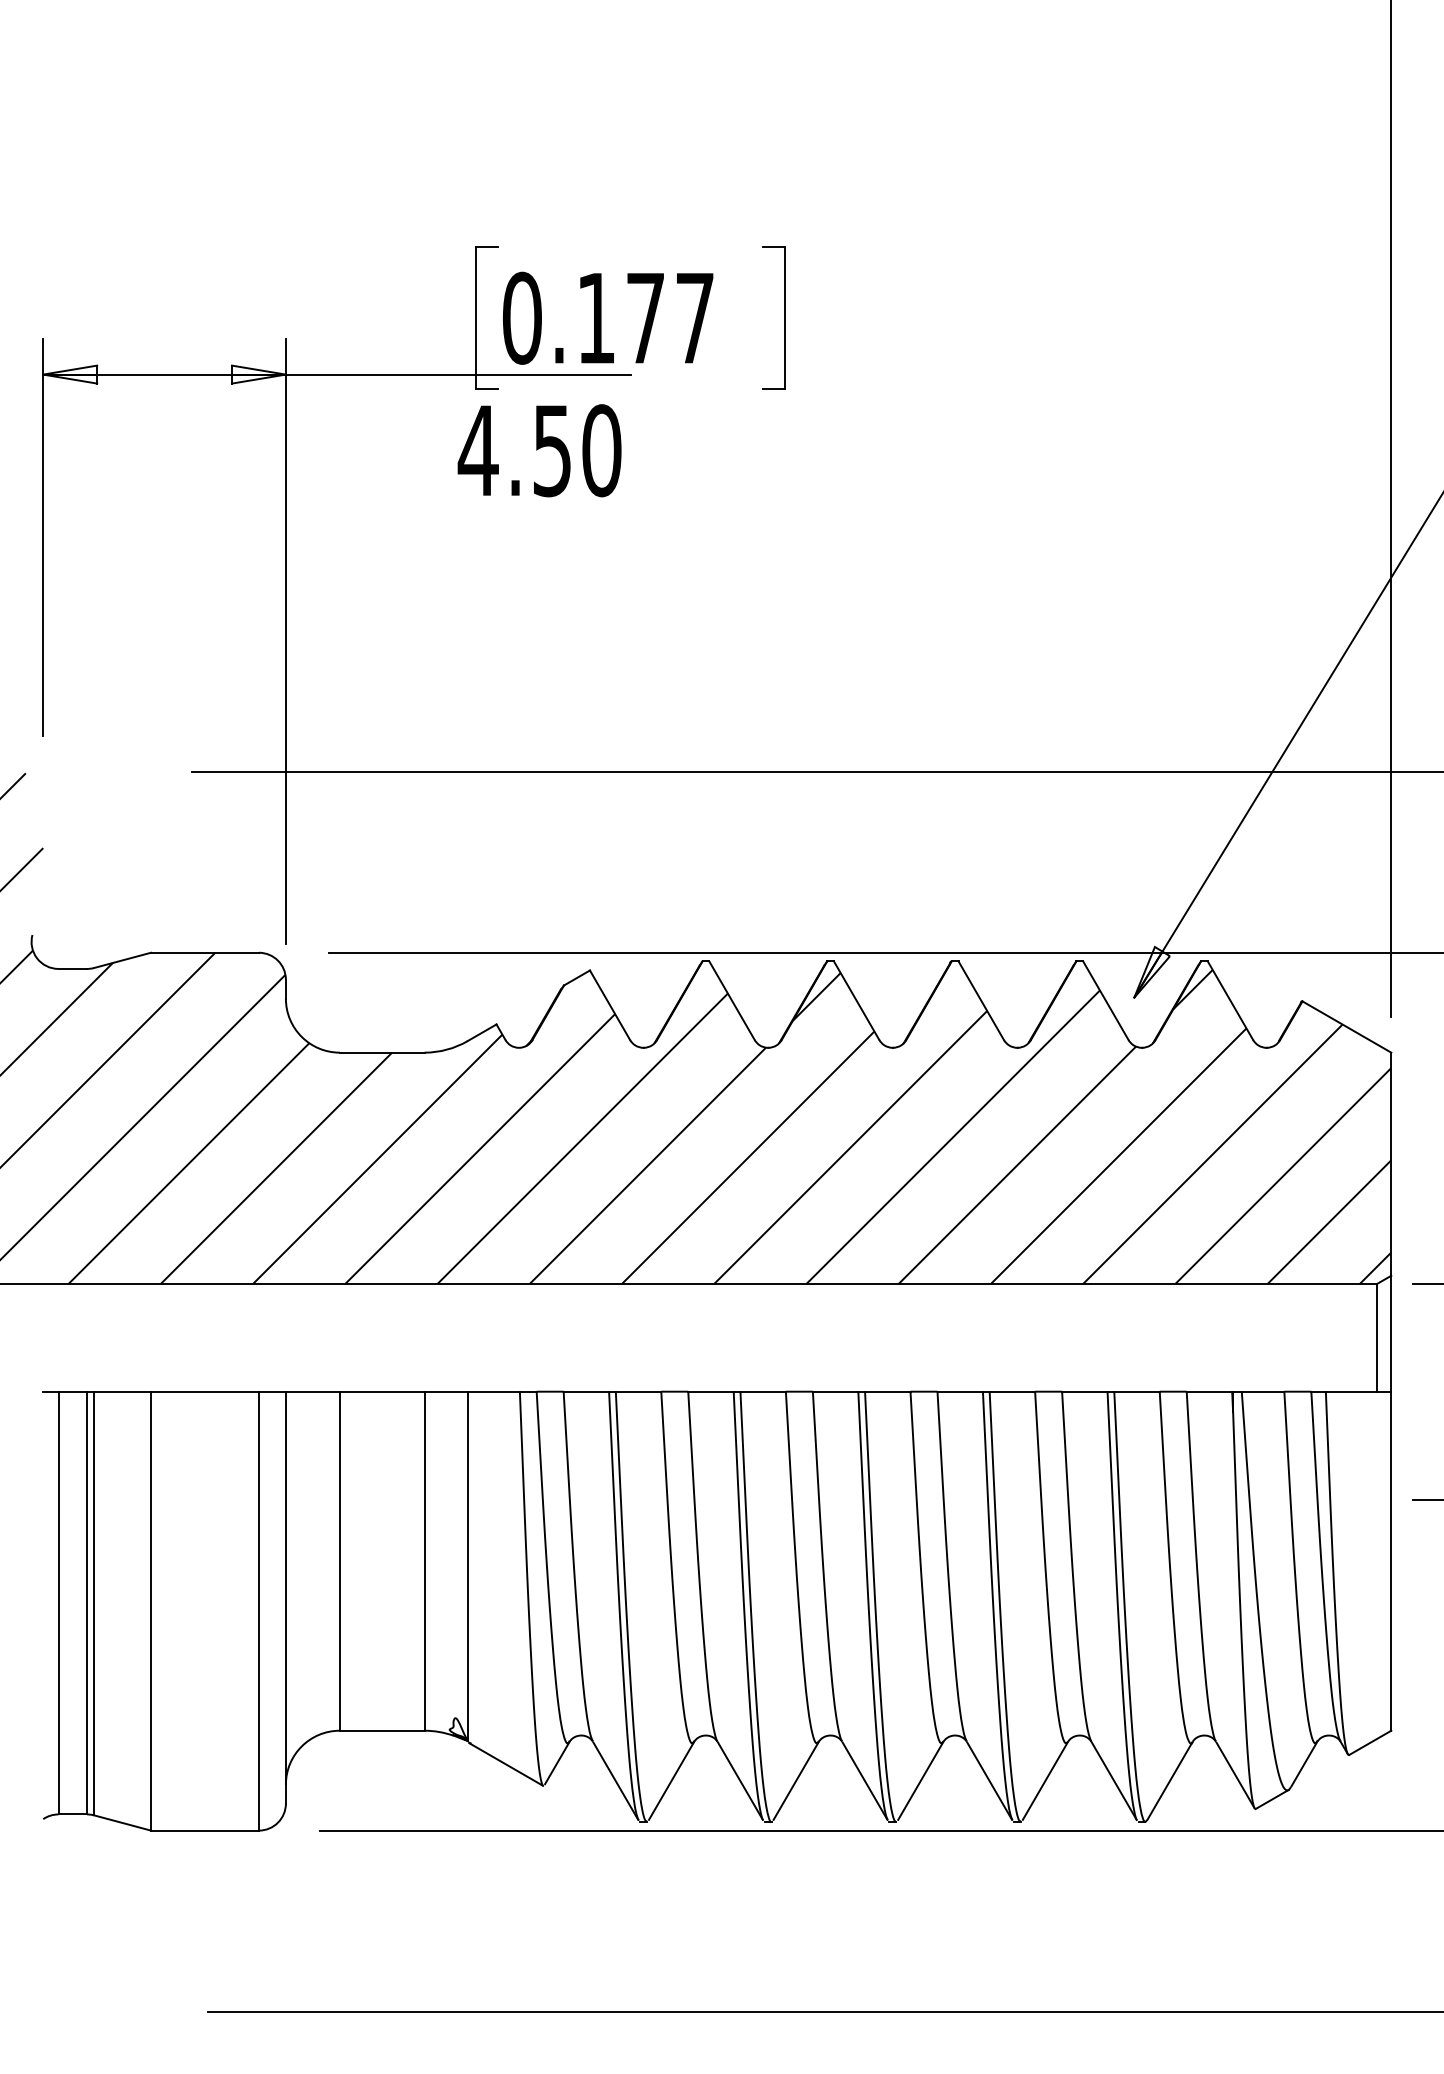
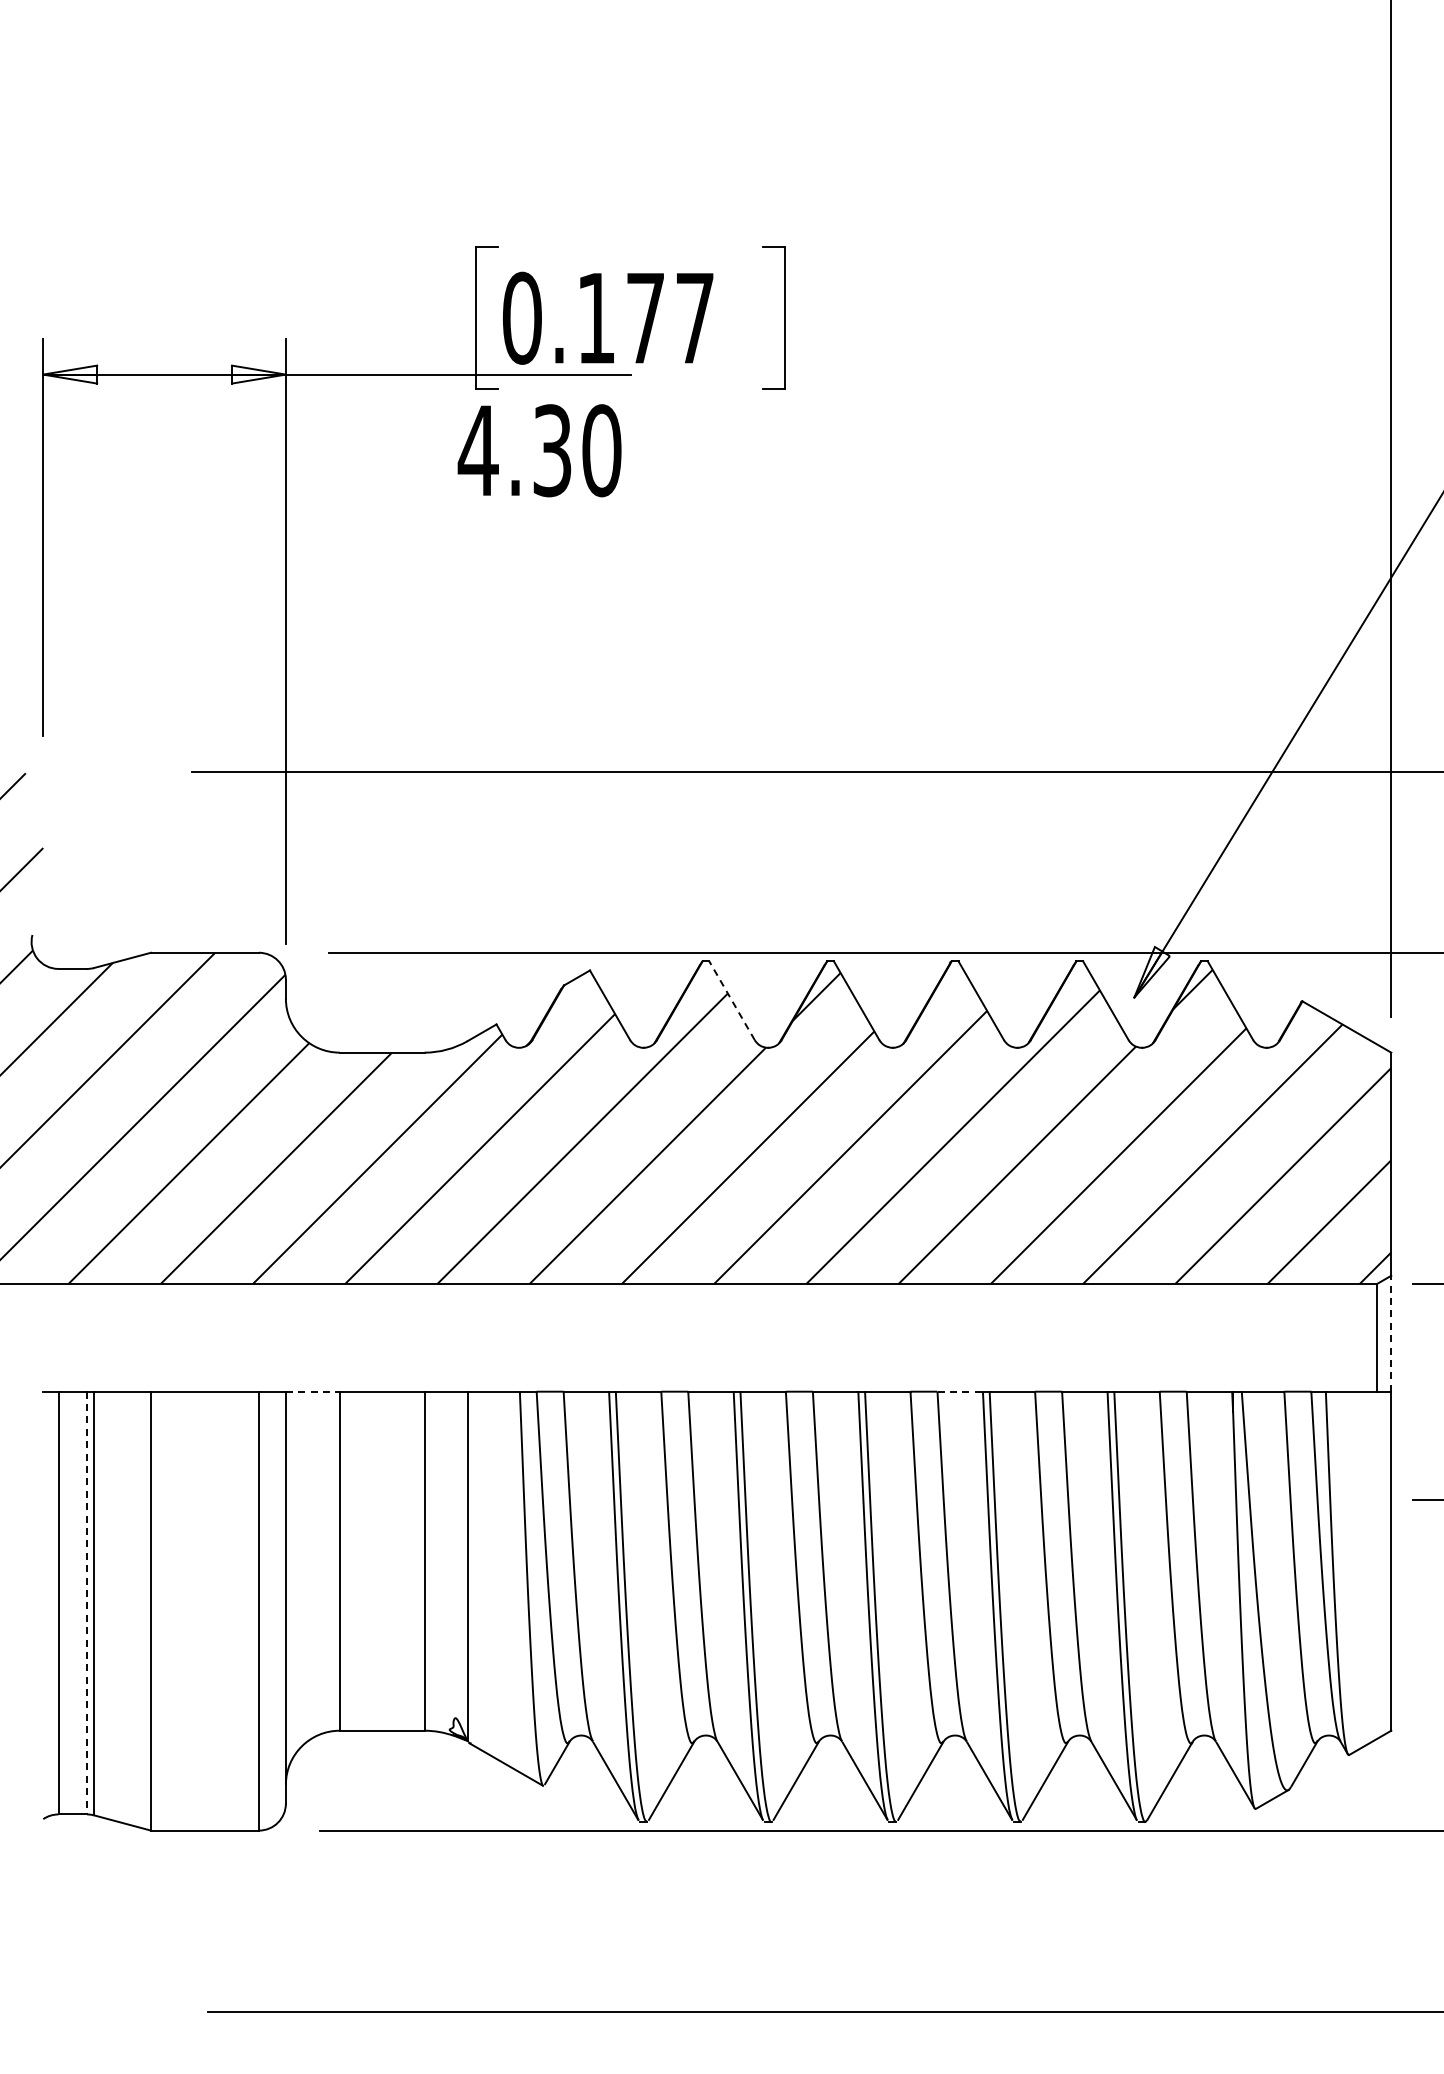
text: 4.50 -> 4.30 (552, 450)
line: solid -> dashed (731, 1000)
line: solid -> dashed (1391, 1333)
line: solid -> dashed (312, 1391)
line: solid -> dashed (960, 1391)
line: solid -> dashed (87, 1603)
